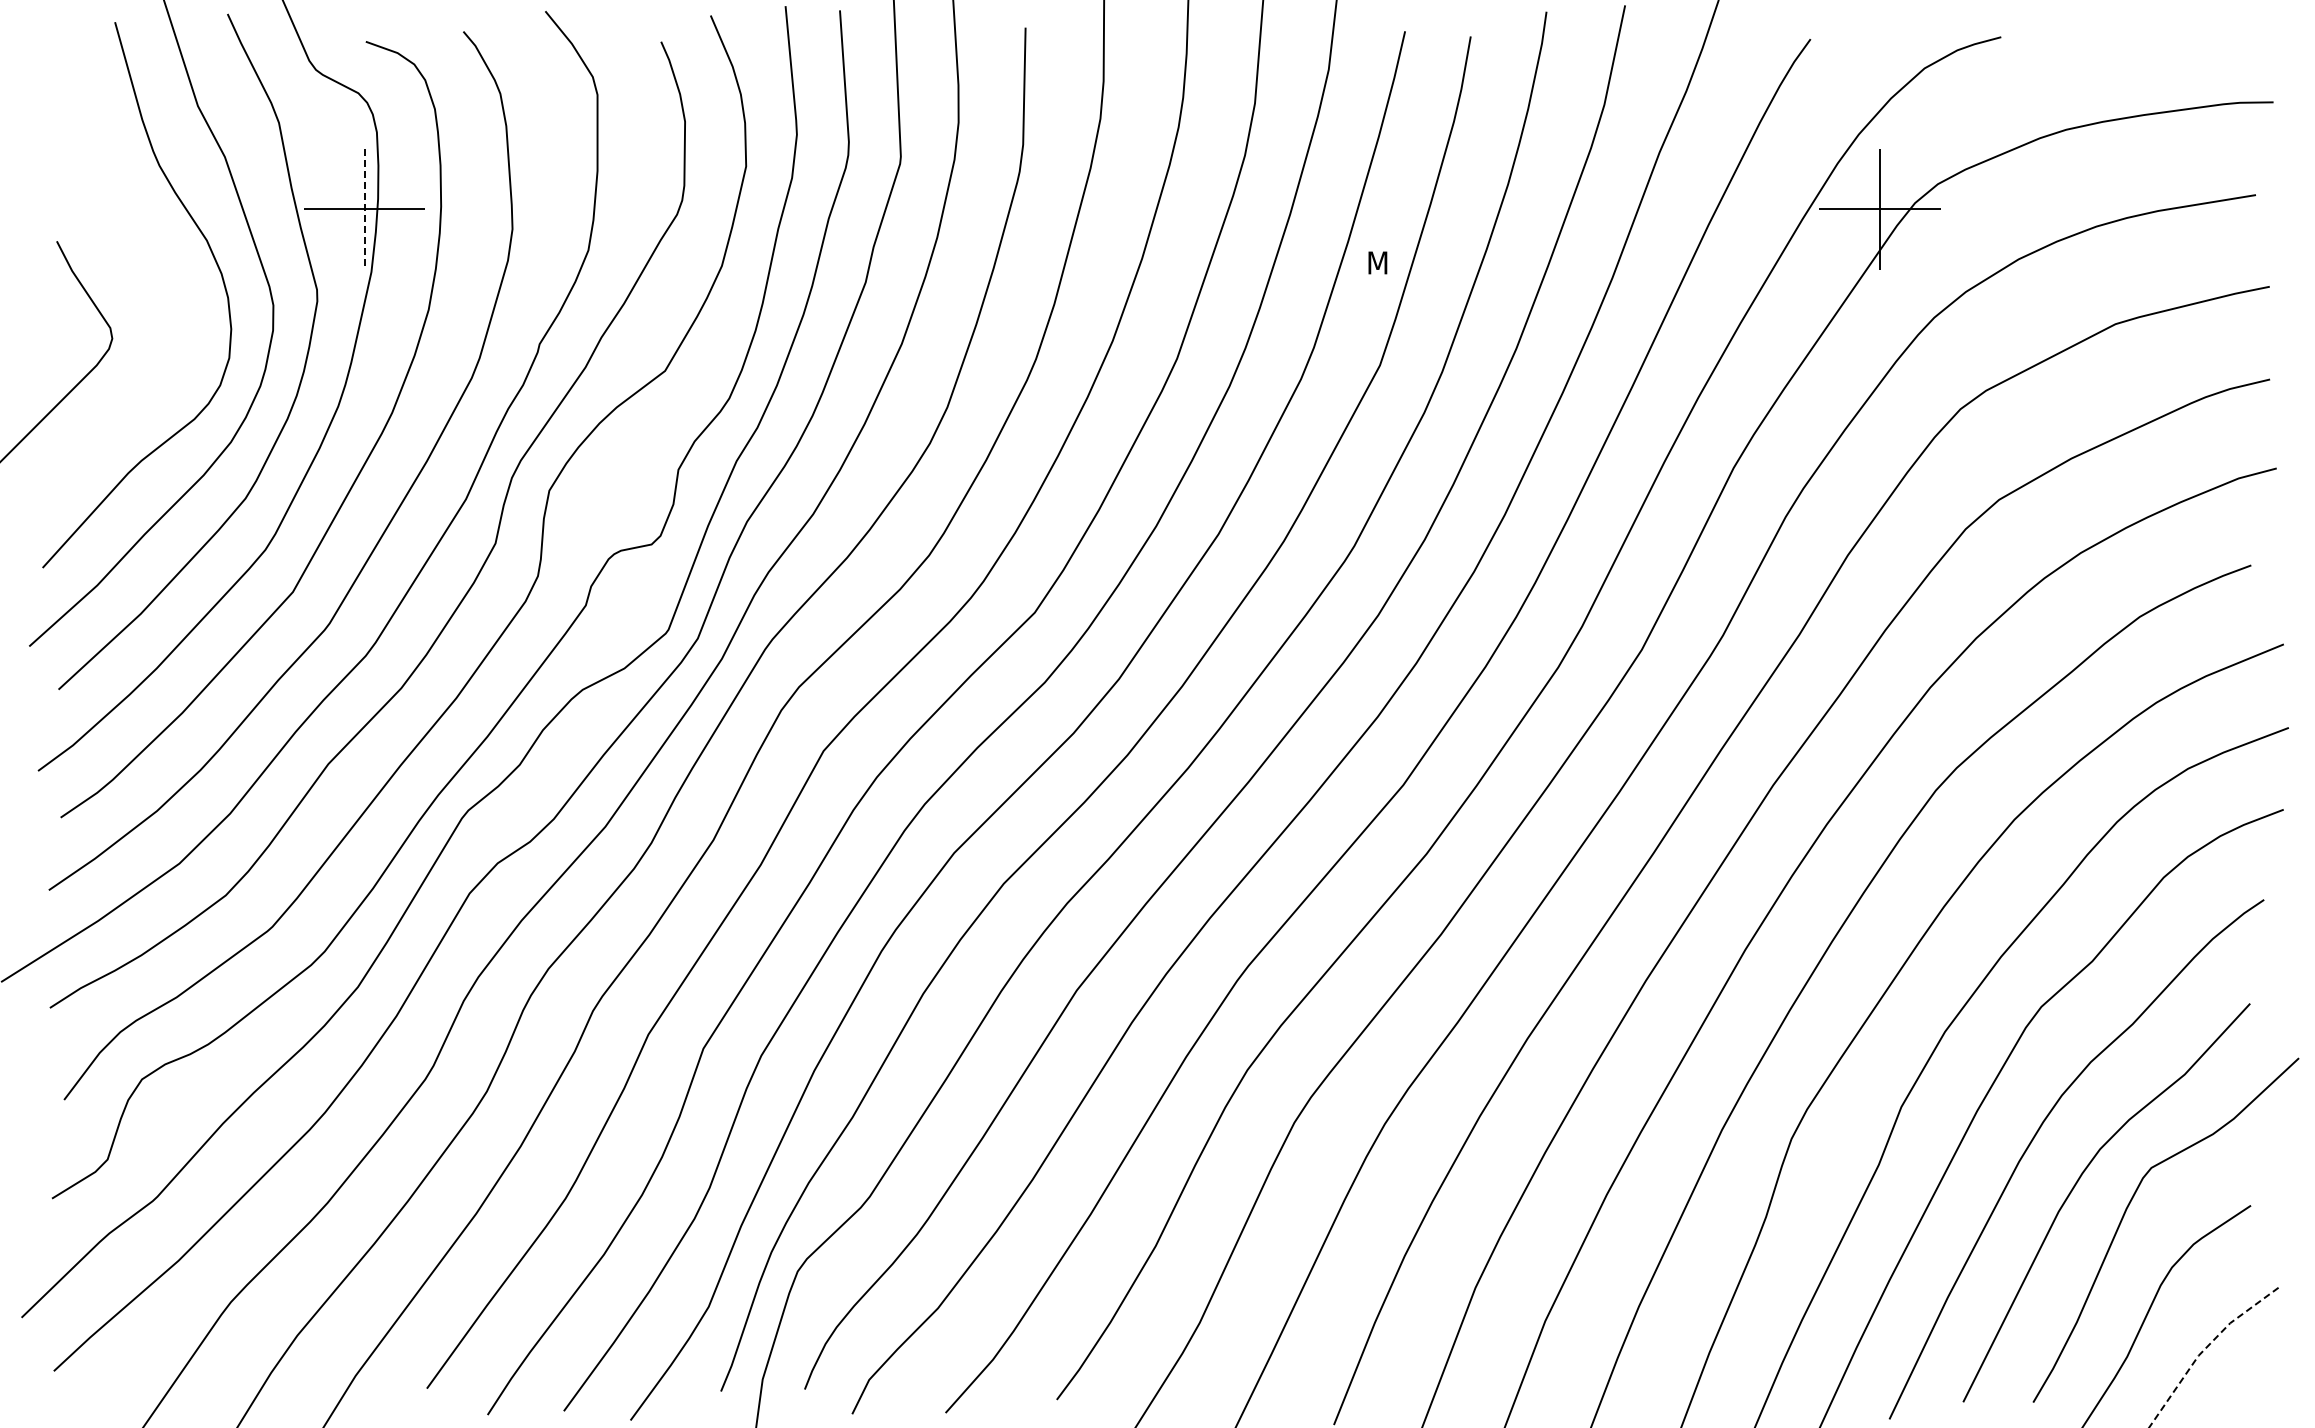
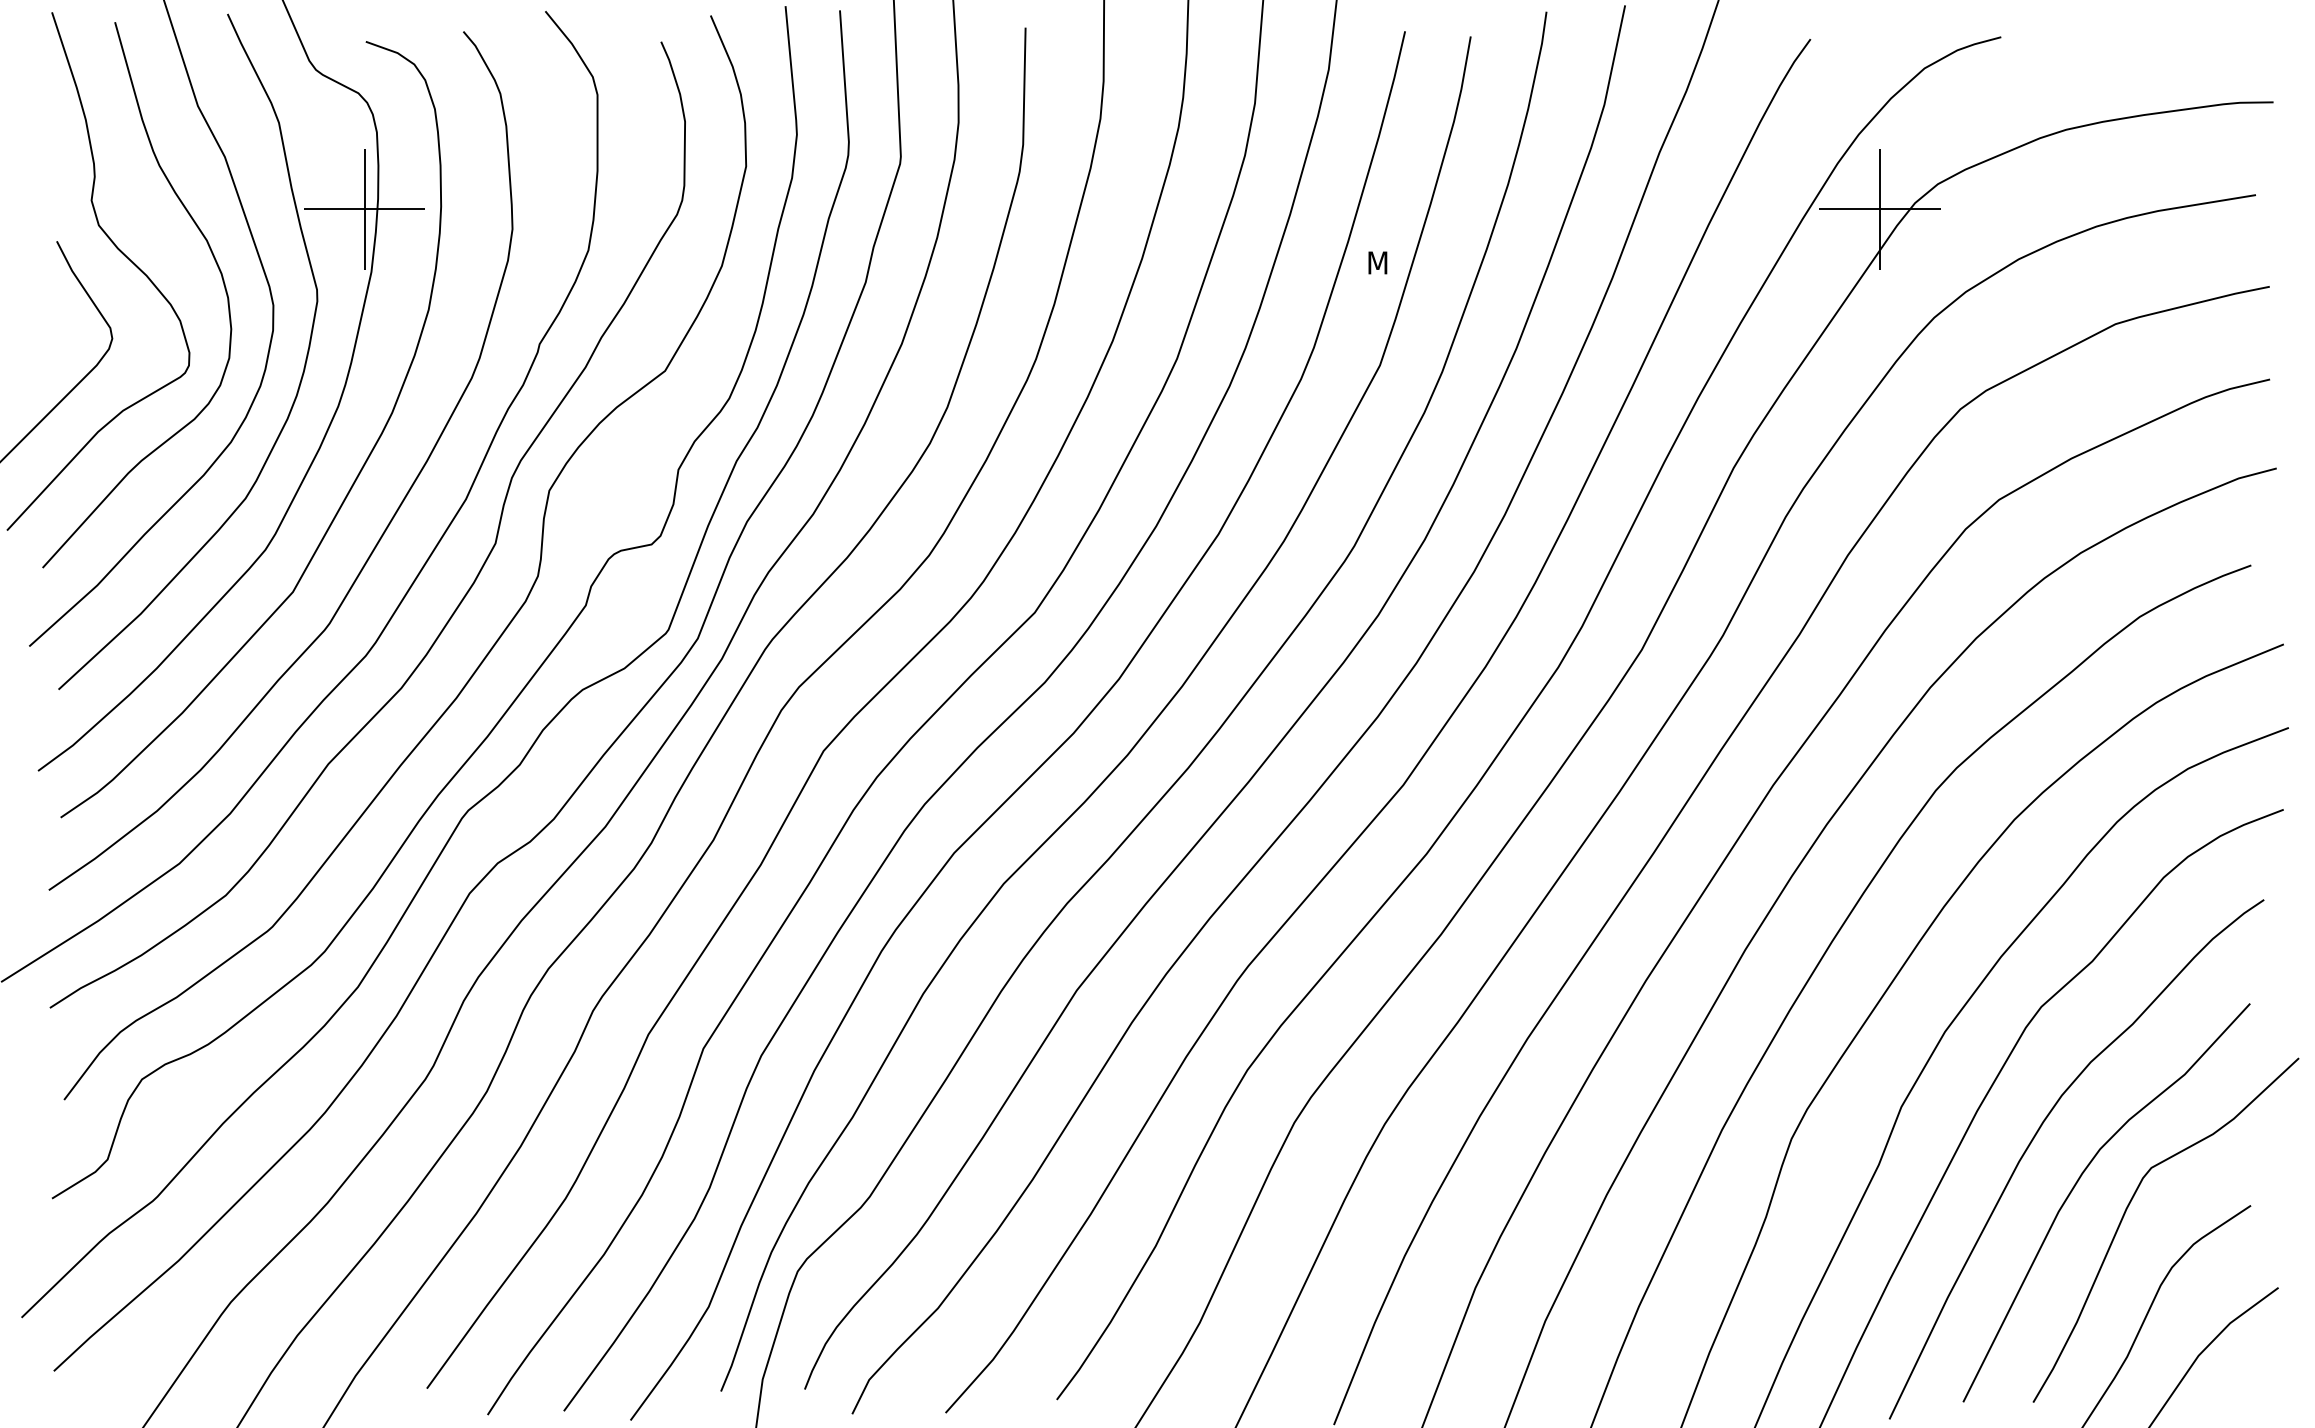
line: dashed -> solid (364, 209)
curve: none -> present (118, 250)
line: dashed -> solid (2204, 1349)
